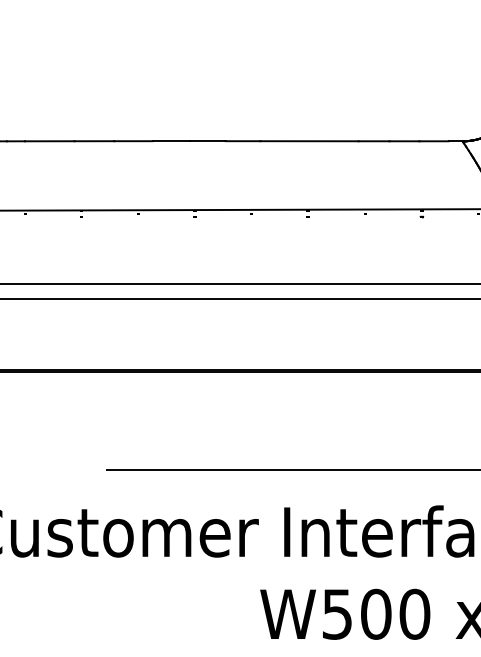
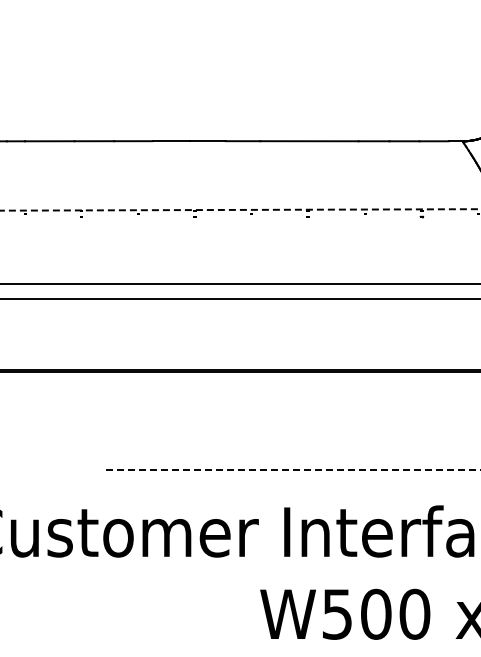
line: solid -> dashed (240, 209)
line: solid -> dashed (293, 469)
